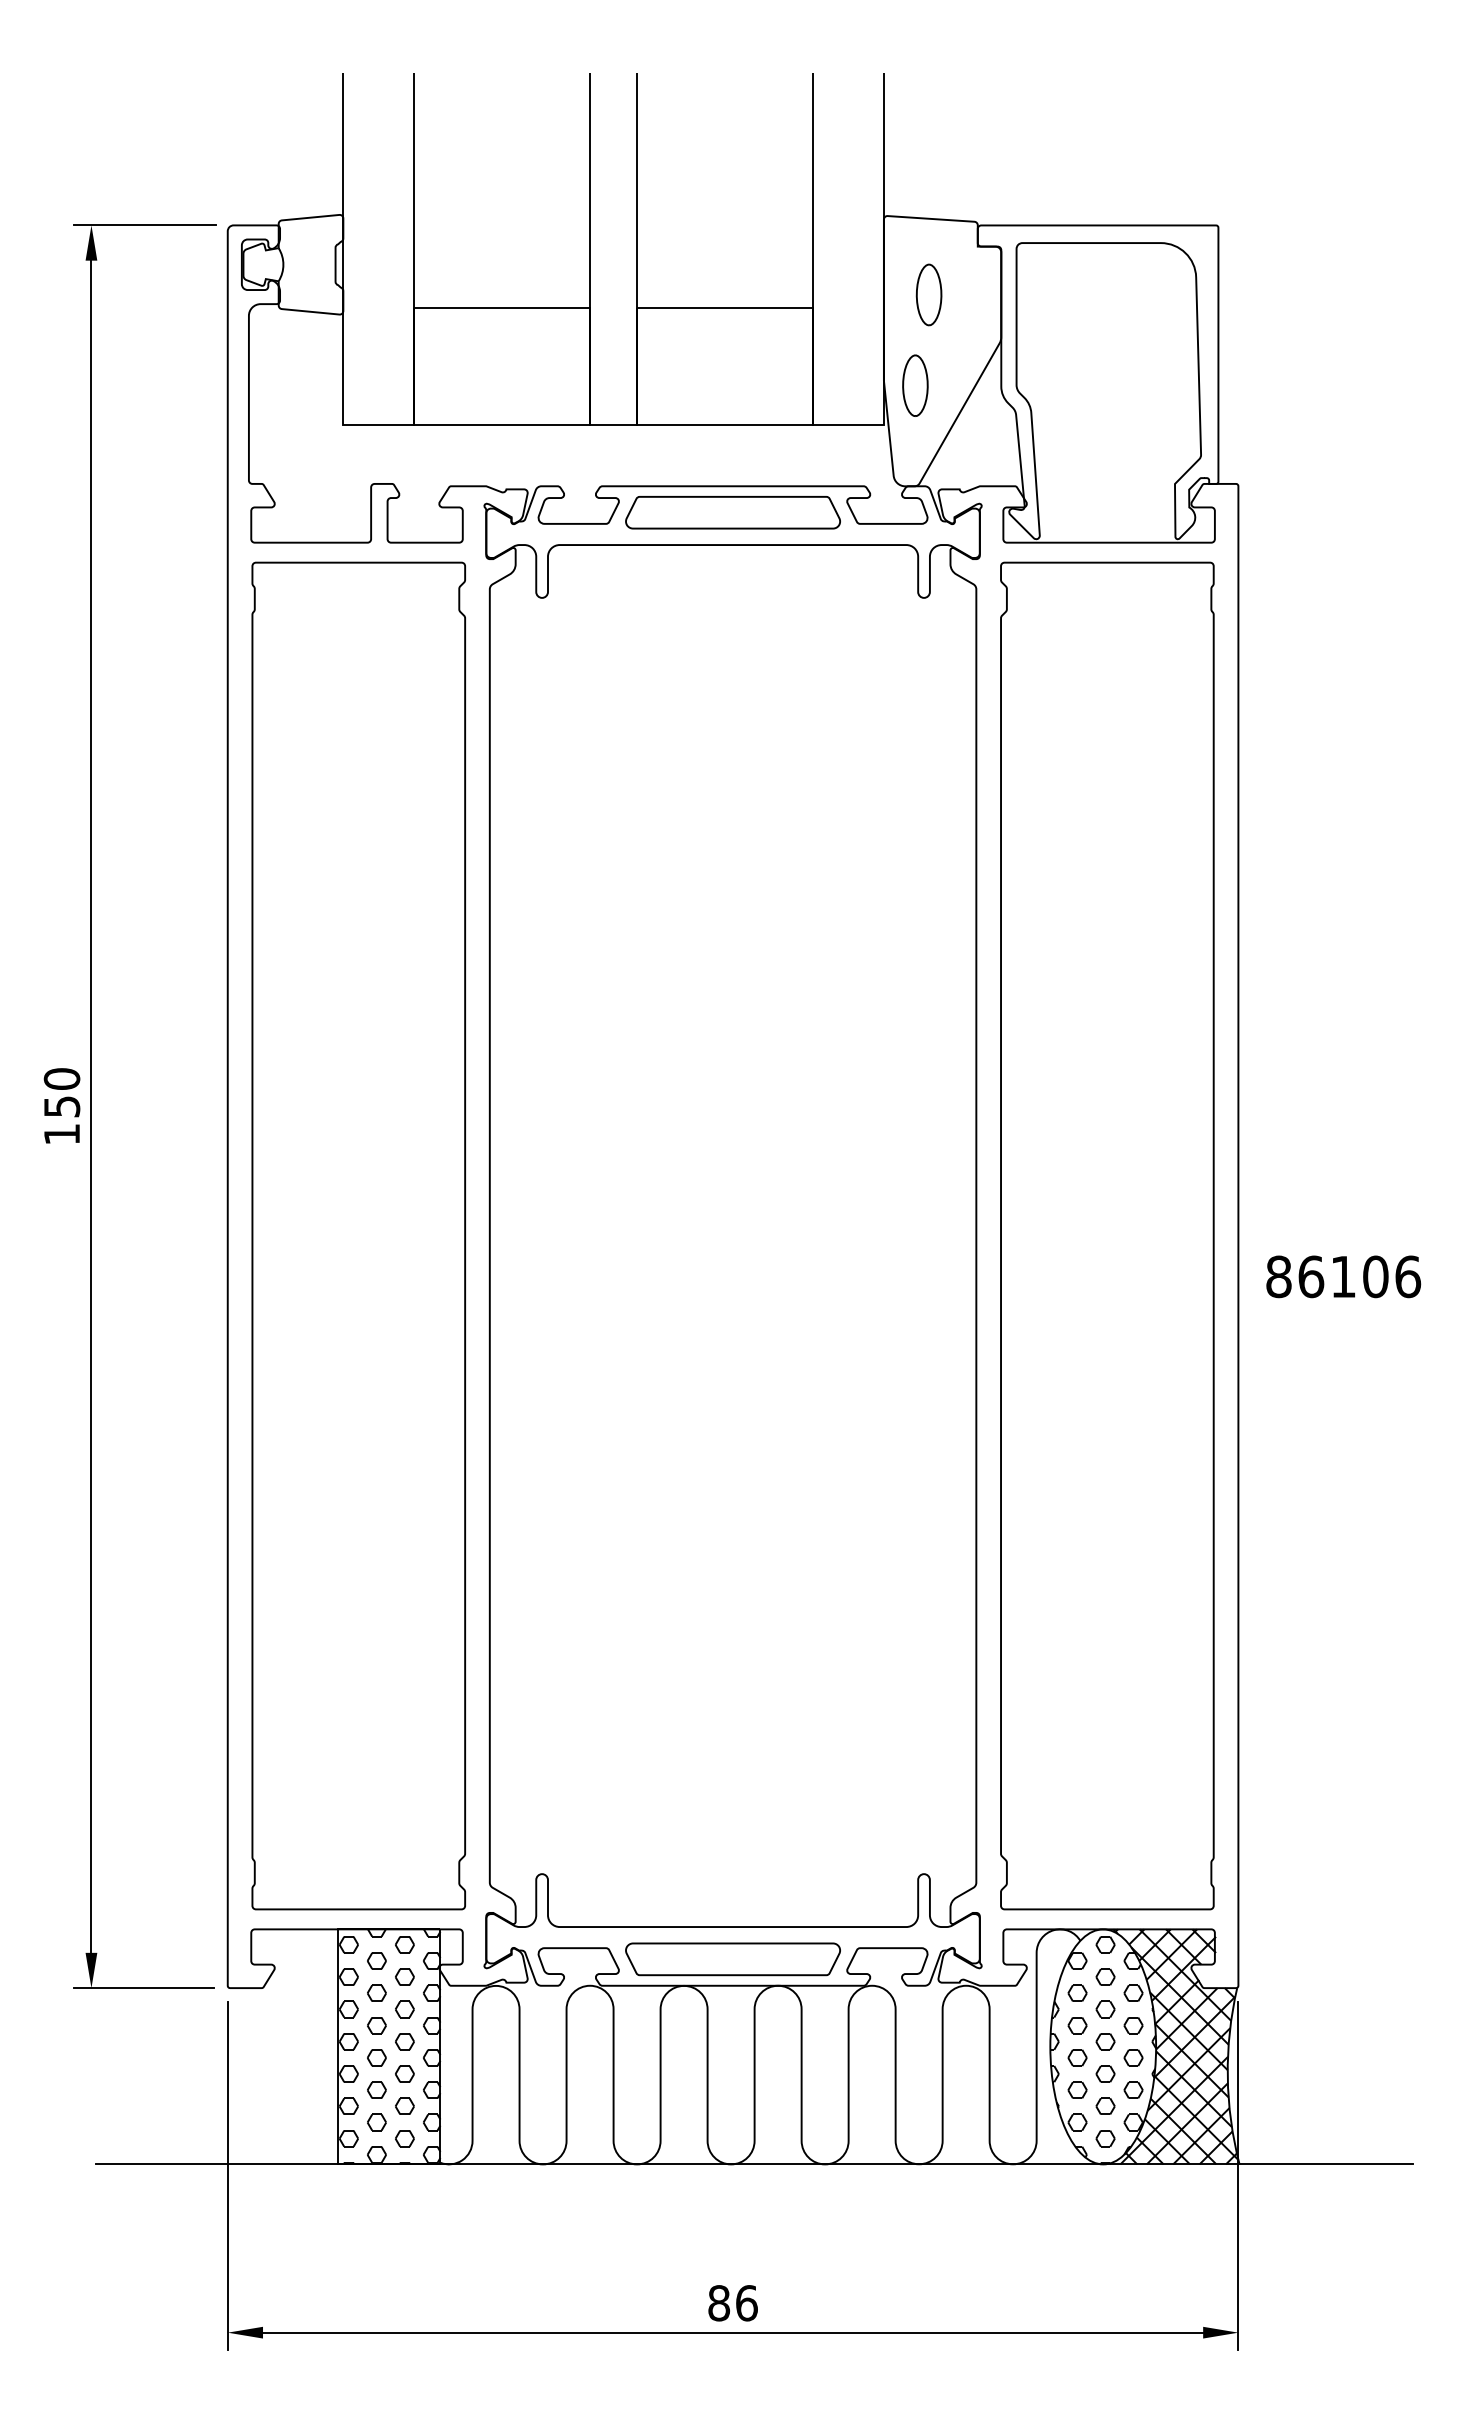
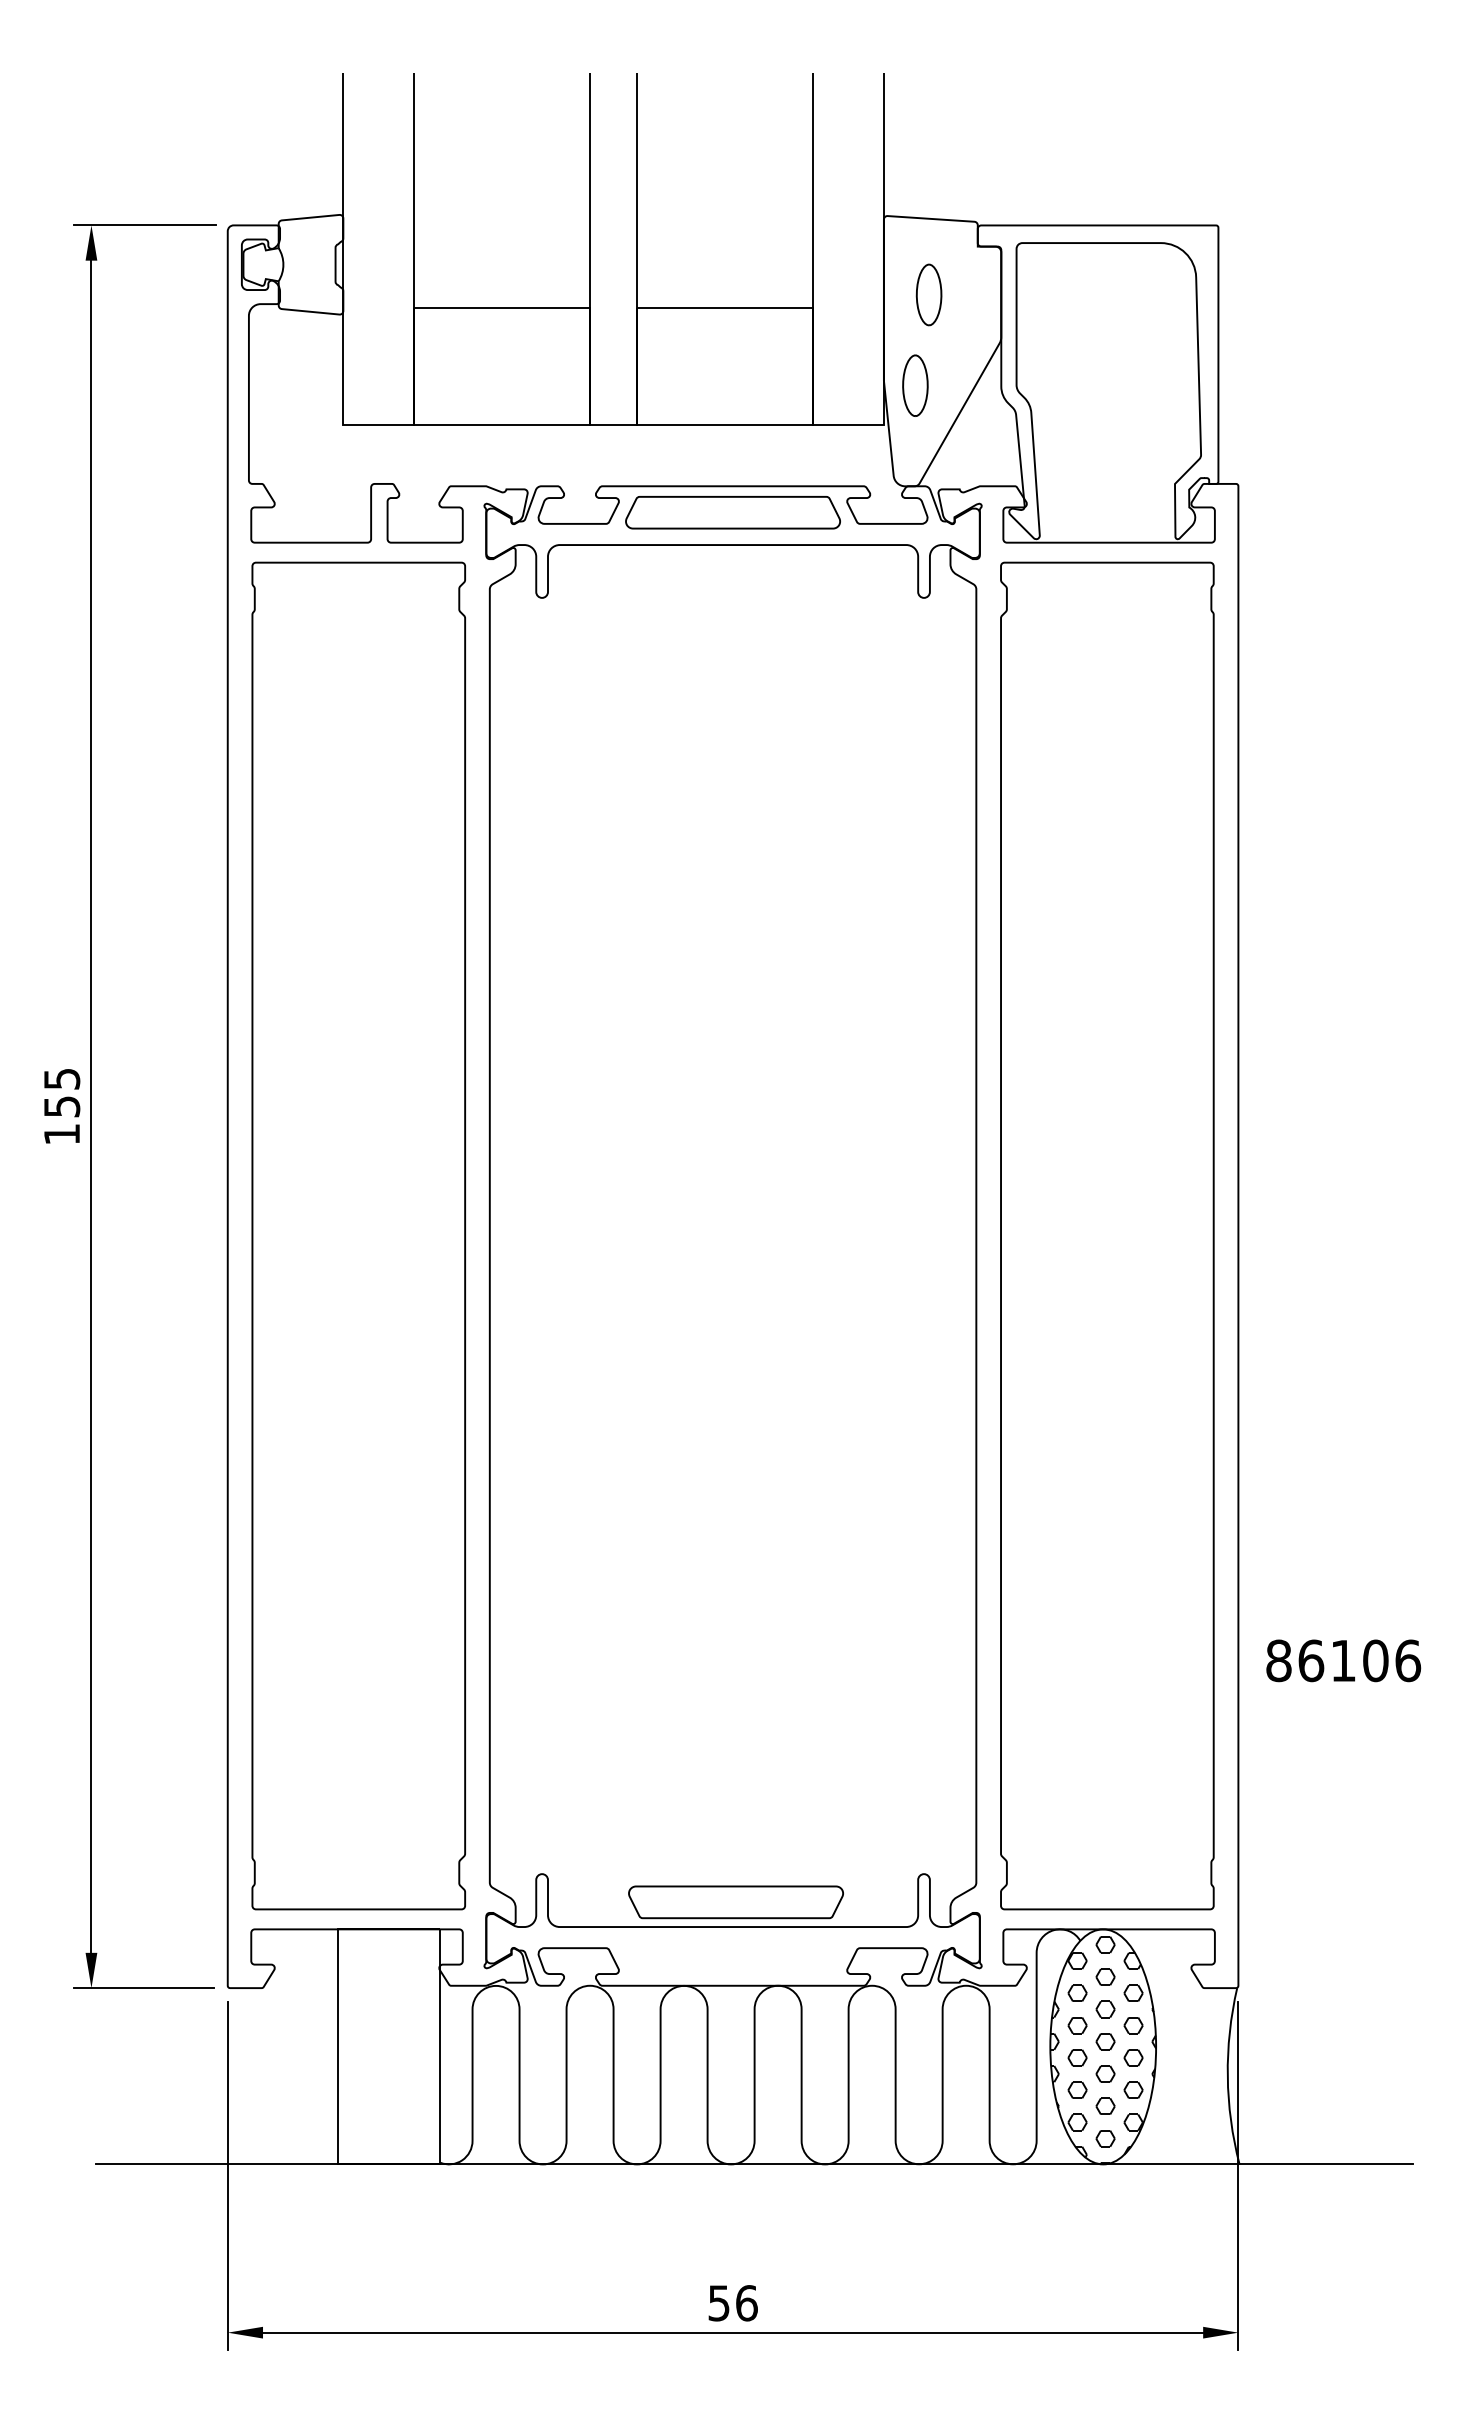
text: 150 -> 155 (61, 1078)
text position: (1343, 1276) -> (1343, 1660) (1343, 1660)
curve position: (732, 1944) -> (735, 1887) (735, 1887)
hatch: present -> none (389, 2046)
hatch: present -> none (1173, 2046)
text: 86 -> 56 (719, 2303)
